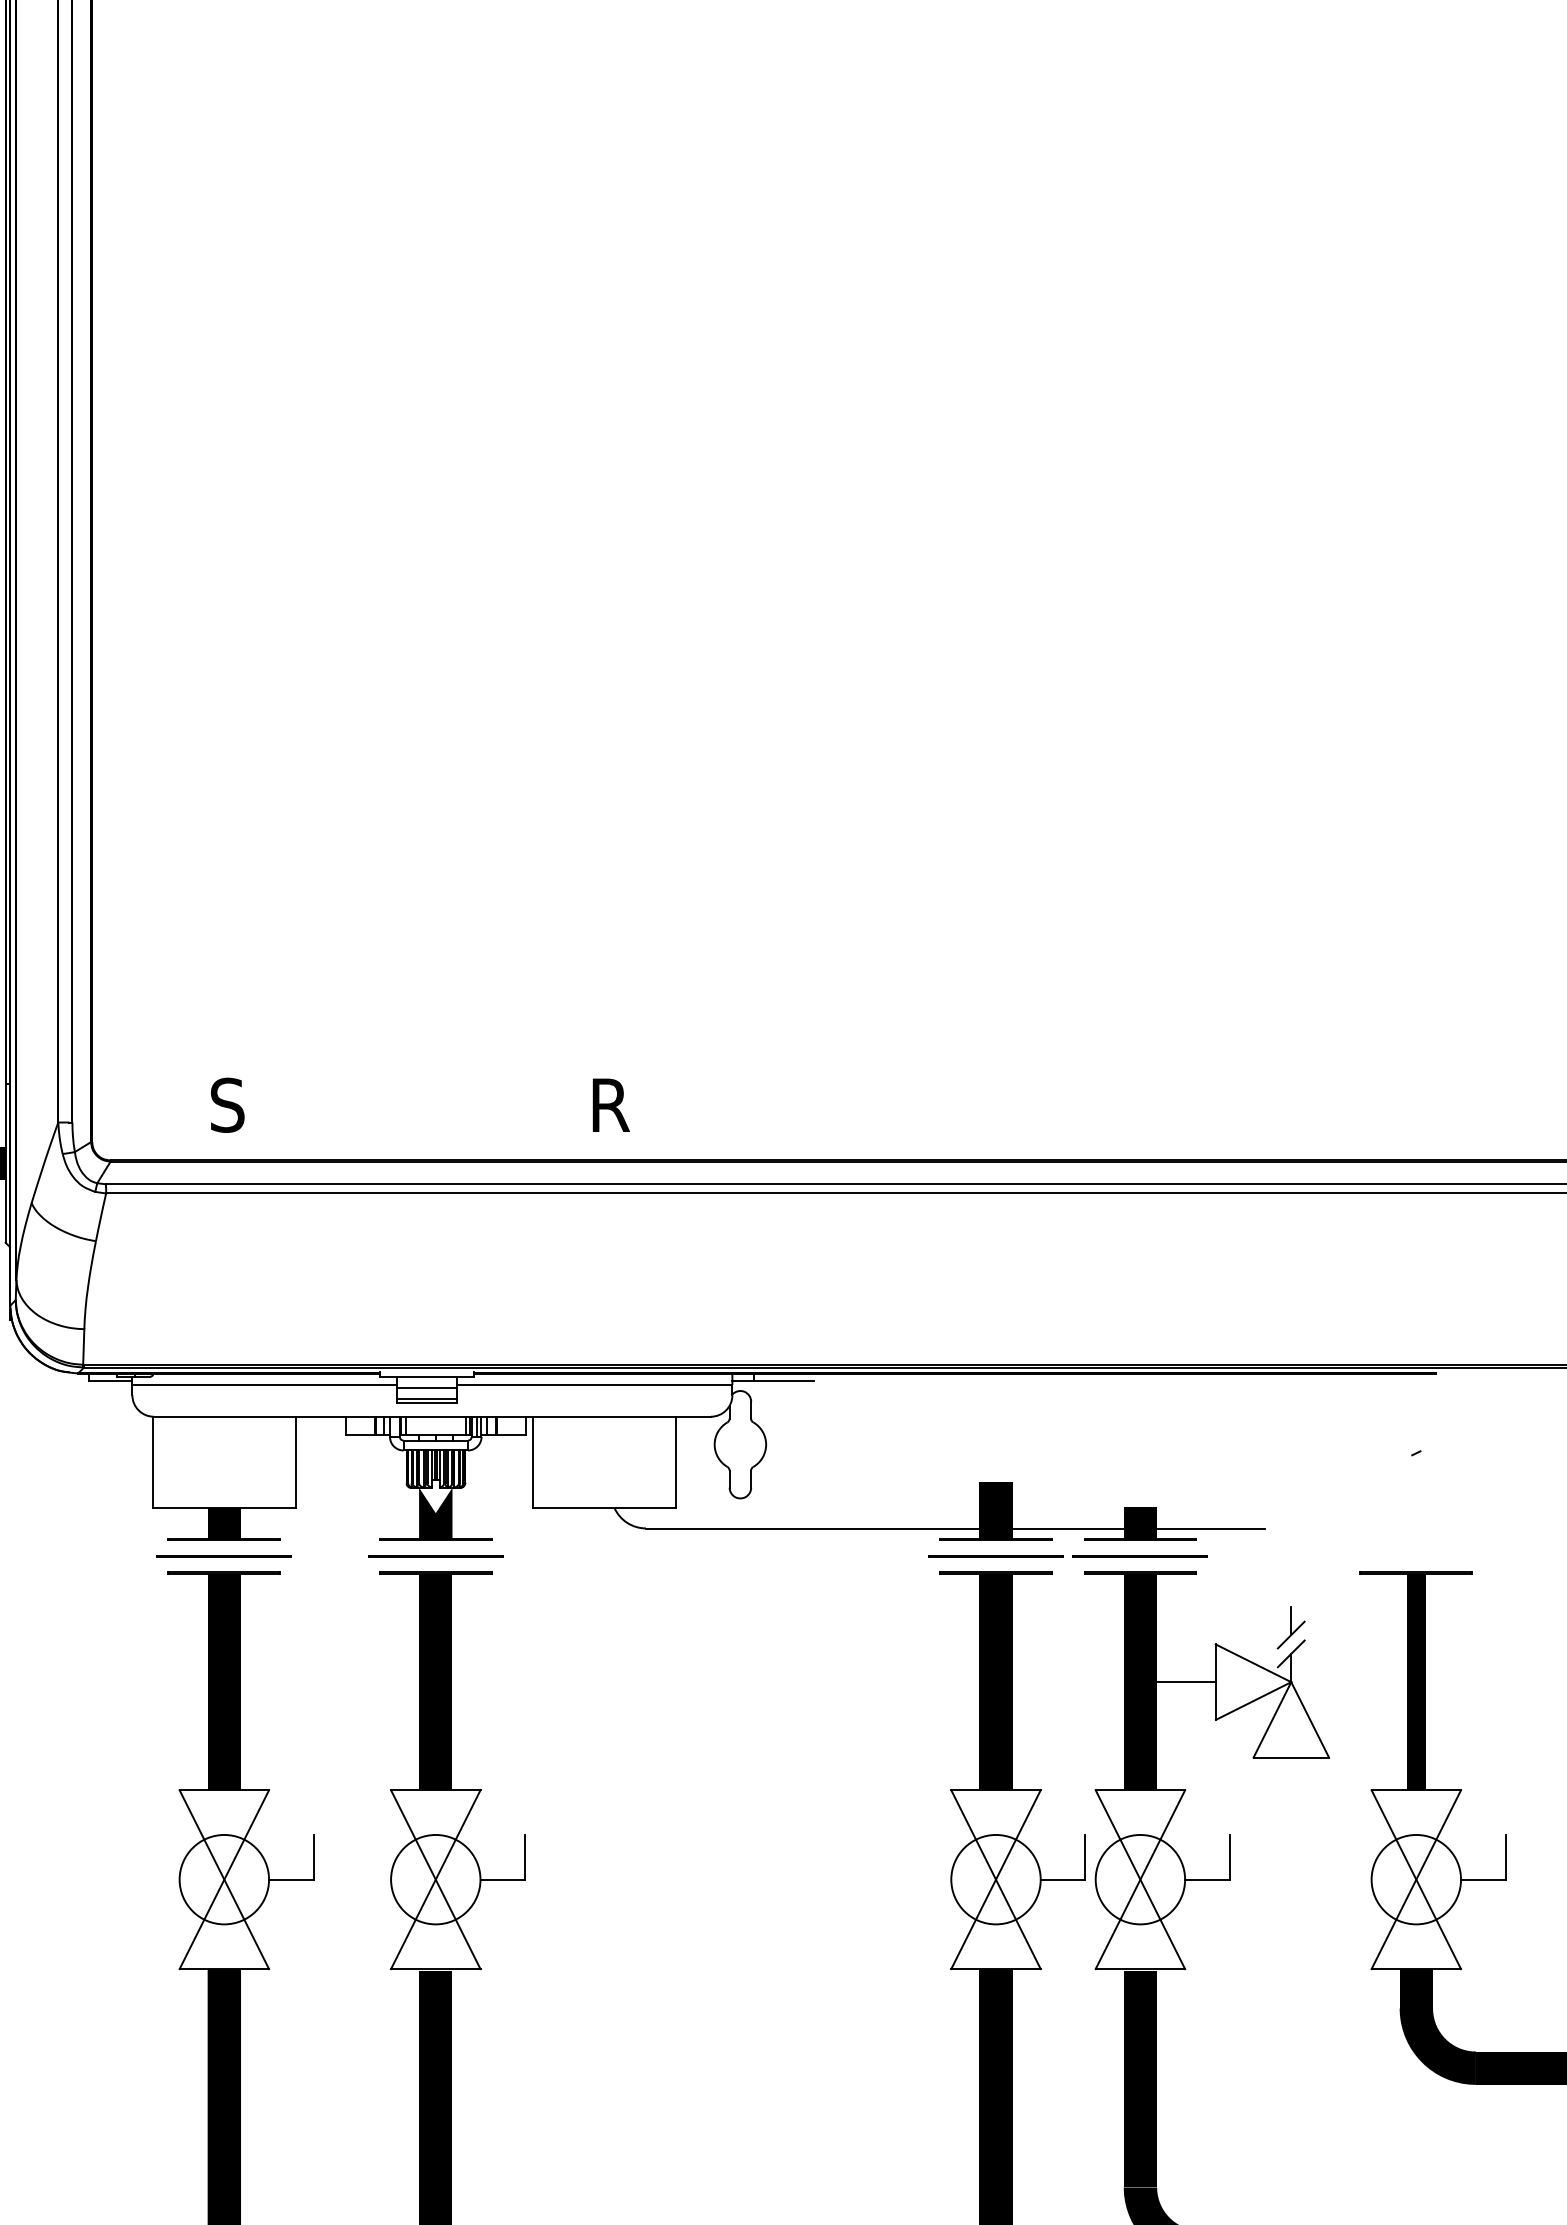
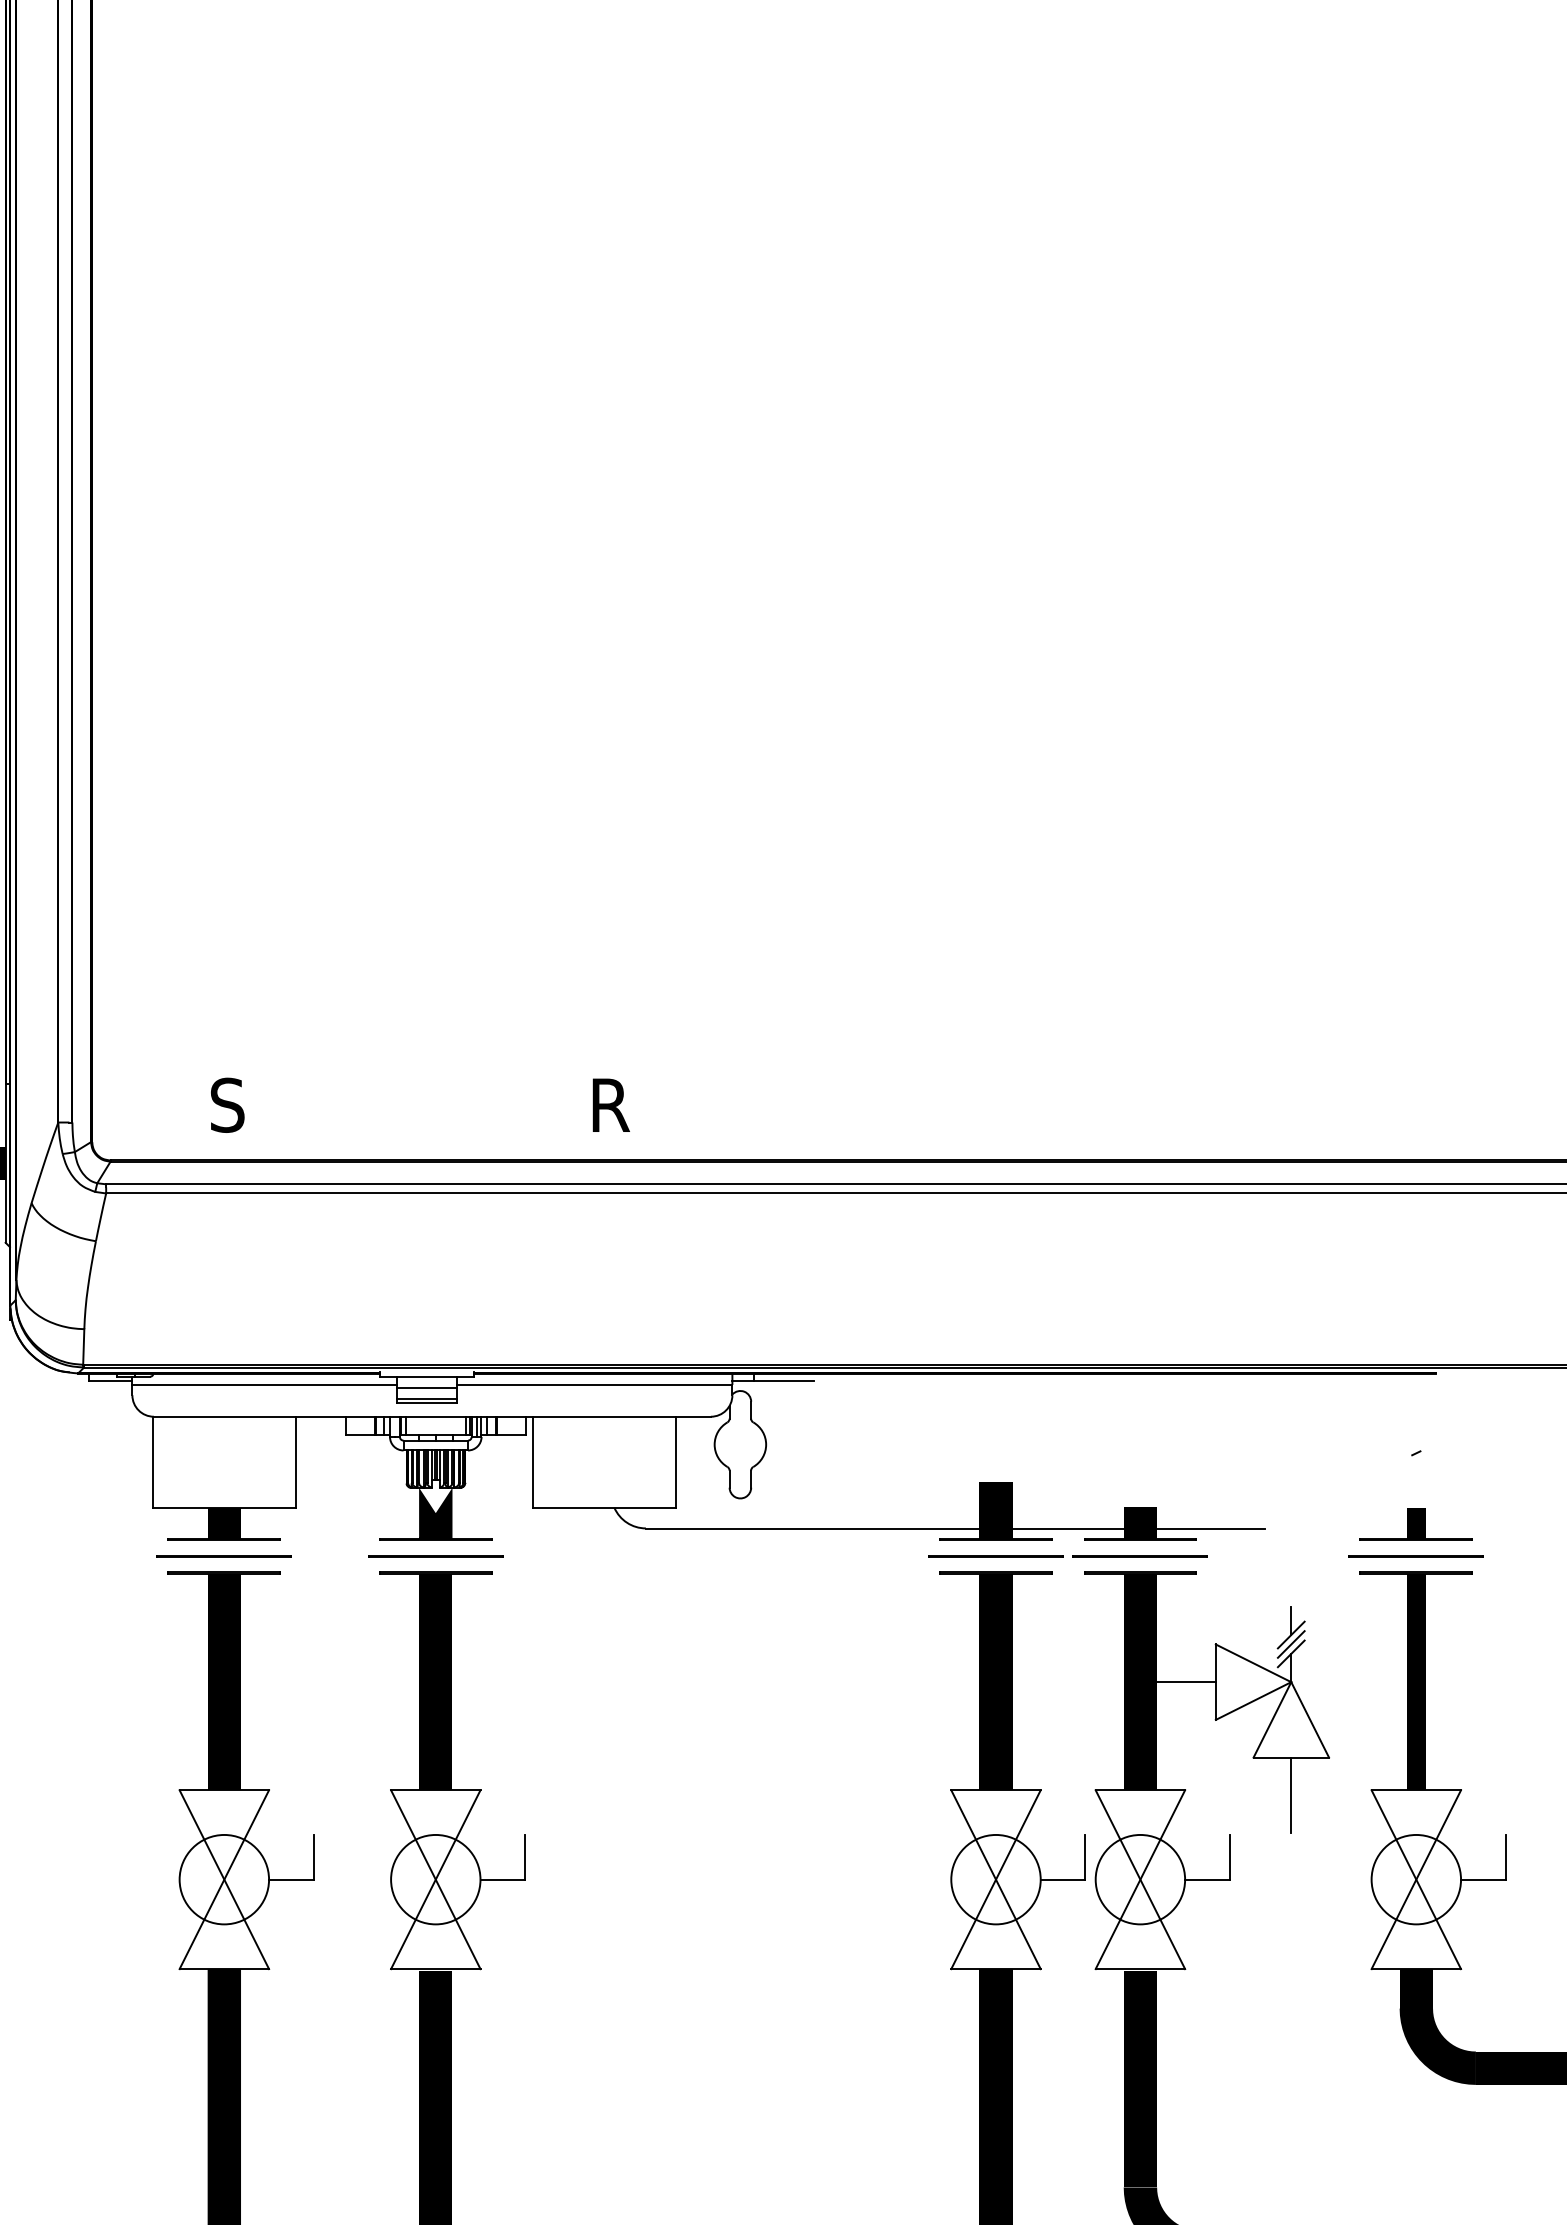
part: none -> present (1415, 1524)
line: none -> present (1415, 1556)
line: none -> present (1290, 1644)
line: none -> present (1291, 1795)
